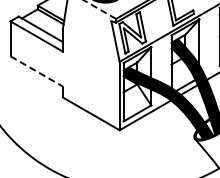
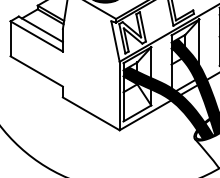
line: dashed -> solid (99, 9)
line: dashed -> solid (37, 71)
